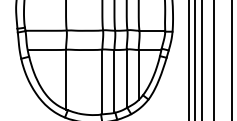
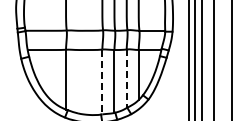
line: solid -> dashed (126, 79)
line: solid -> dashed (102, 82)
